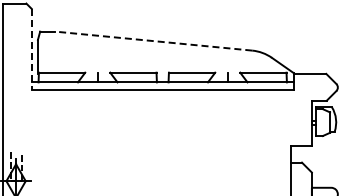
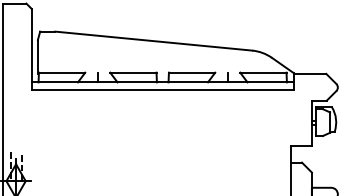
line: dashed -> solid (153, 41)
line: dashed -> solid (31, 49)
